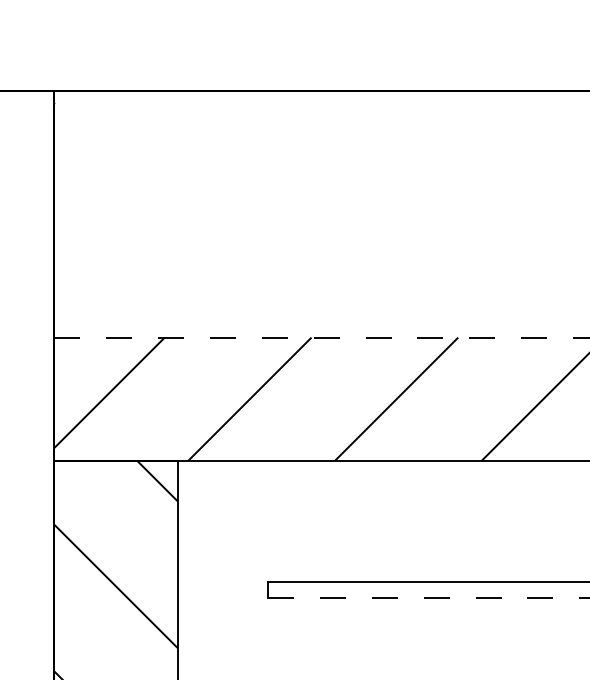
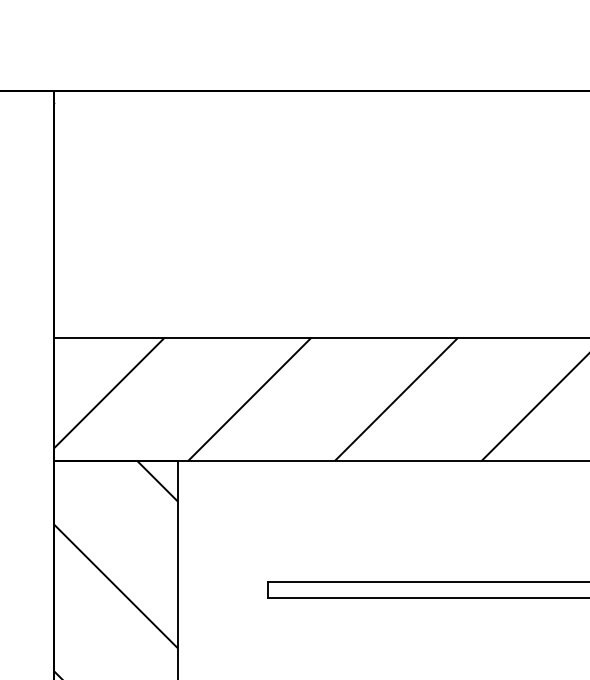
line: dashed -> solid (322, 337)
line: dashed -> solid (428, 597)
